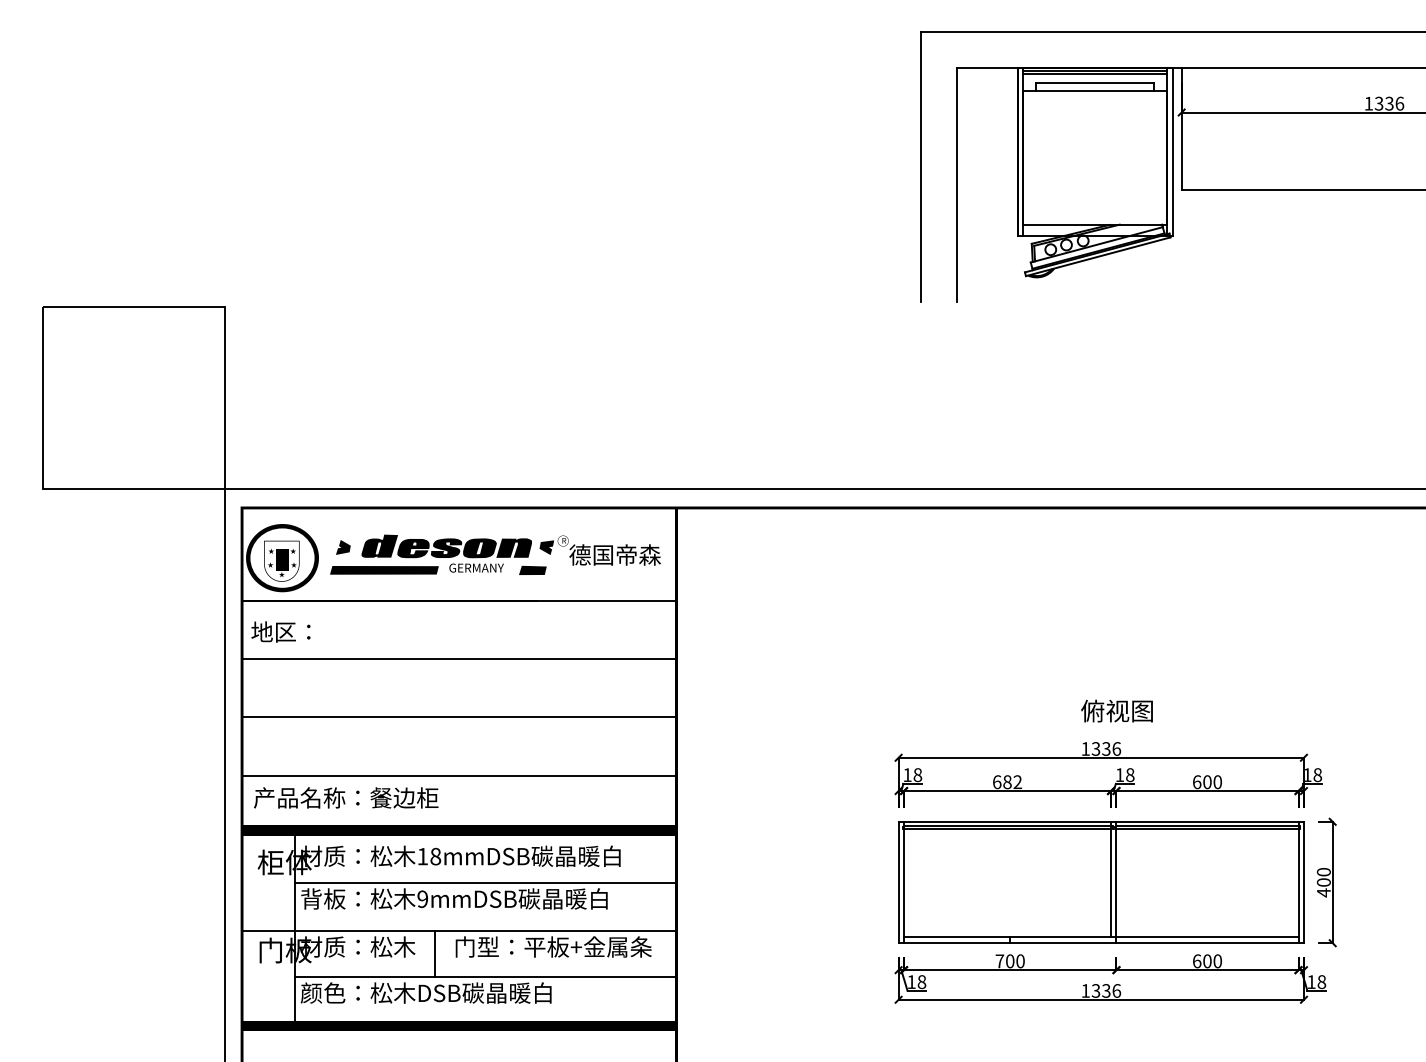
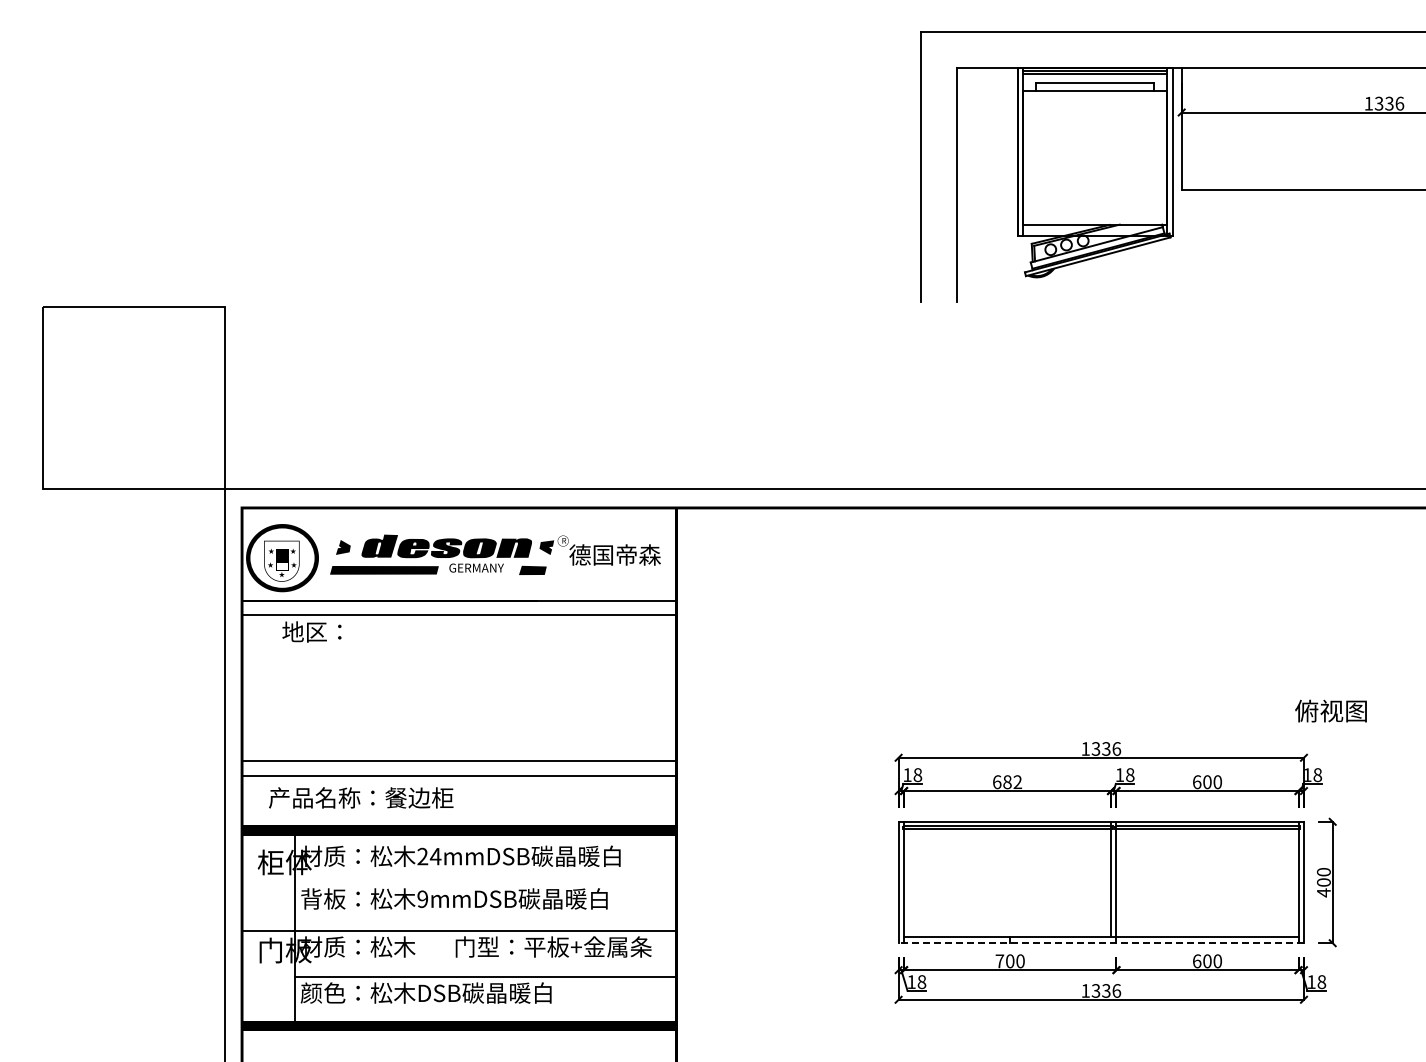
fill: present -> none (281, 566)
text position: (280, 631) -> (311, 631) (311, 631)
line position: (459, 659) -> (459, 615) (459, 615)
text position: (1116, 710) -> (1330, 710) (1330, 710)
line position: (459, 716) -> (459, 760) (459, 760)
text position: (346, 797) -> (361, 797) (361, 797)
text: 18mmDSB -> 24mmDSB (429, 856)
line: present -> none (485, 883)
line: solid -> dashed (1101, 943)
line: present -> none (435, 953)
